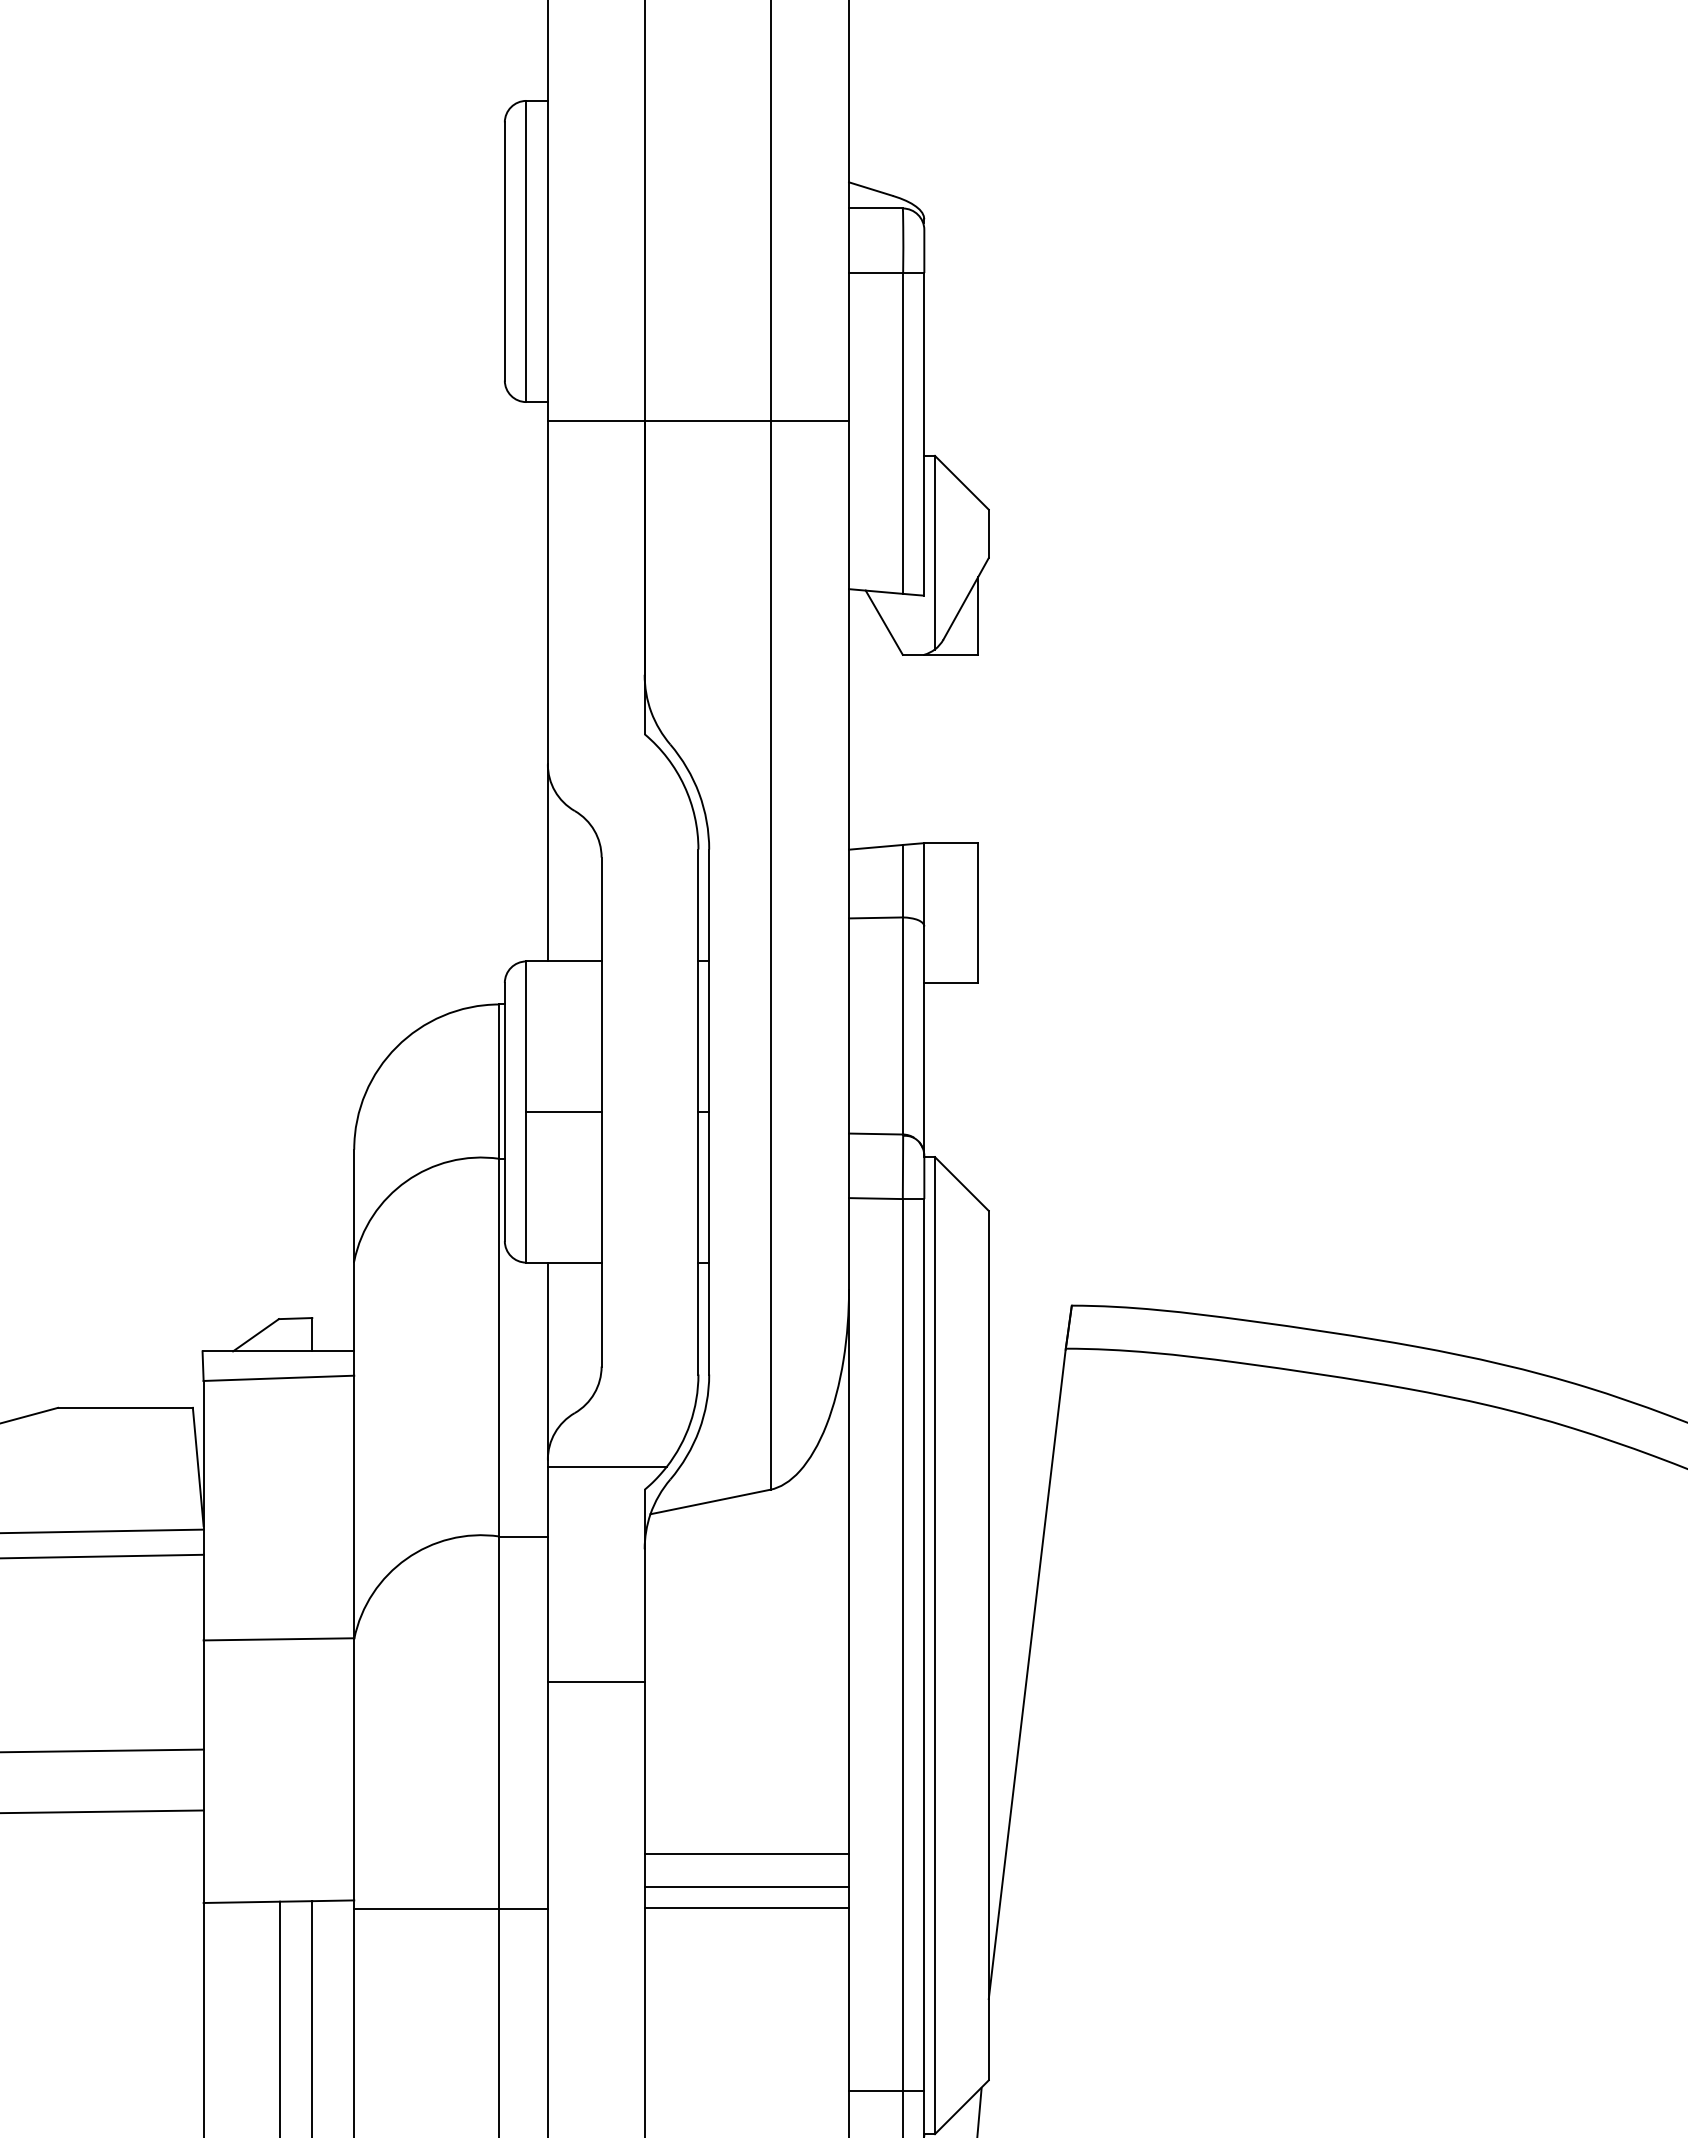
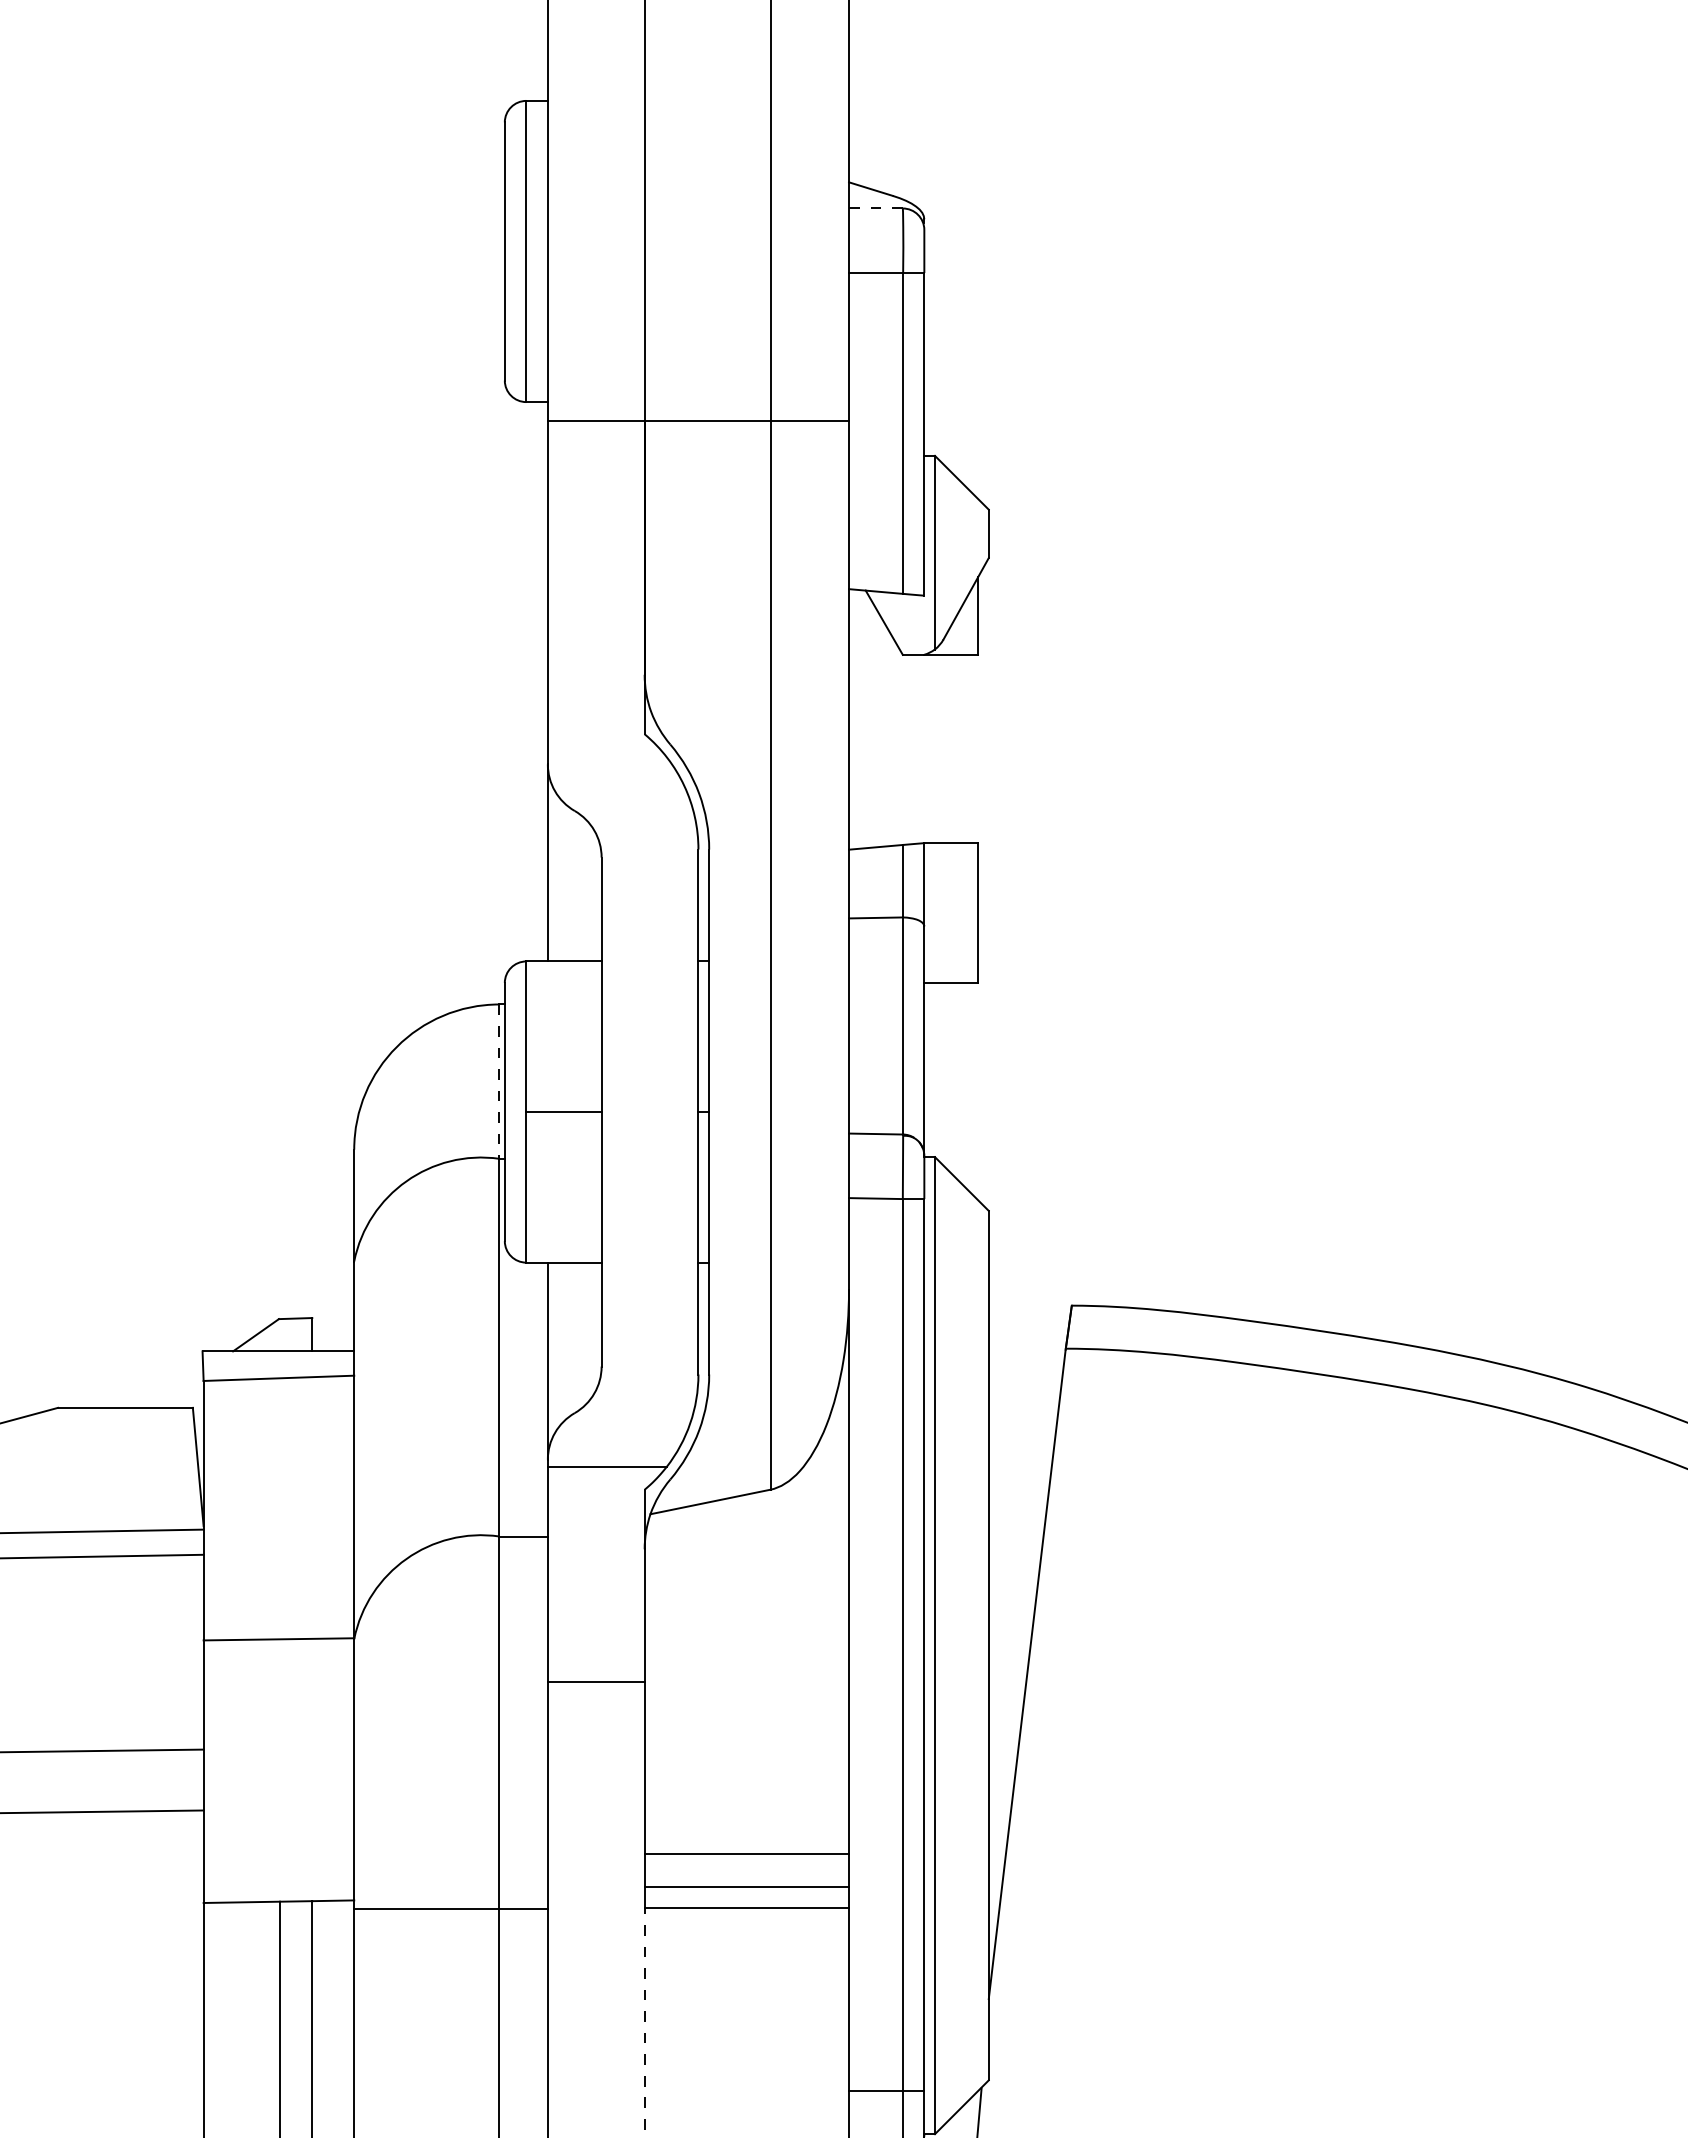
line: solid -> dashed (875, 208)
line: solid -> dashed (499, 1082)
line: solid -> dashed (644, 2022)
